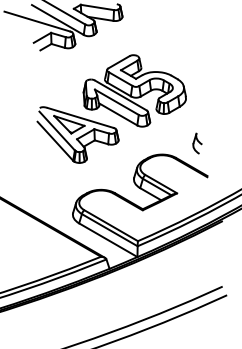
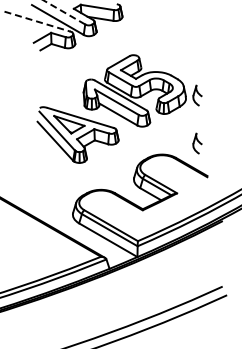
line: solid -> dashed (63, 12)
line: solid -> dashed (37, 21)
part: none -> present (197, 95)
